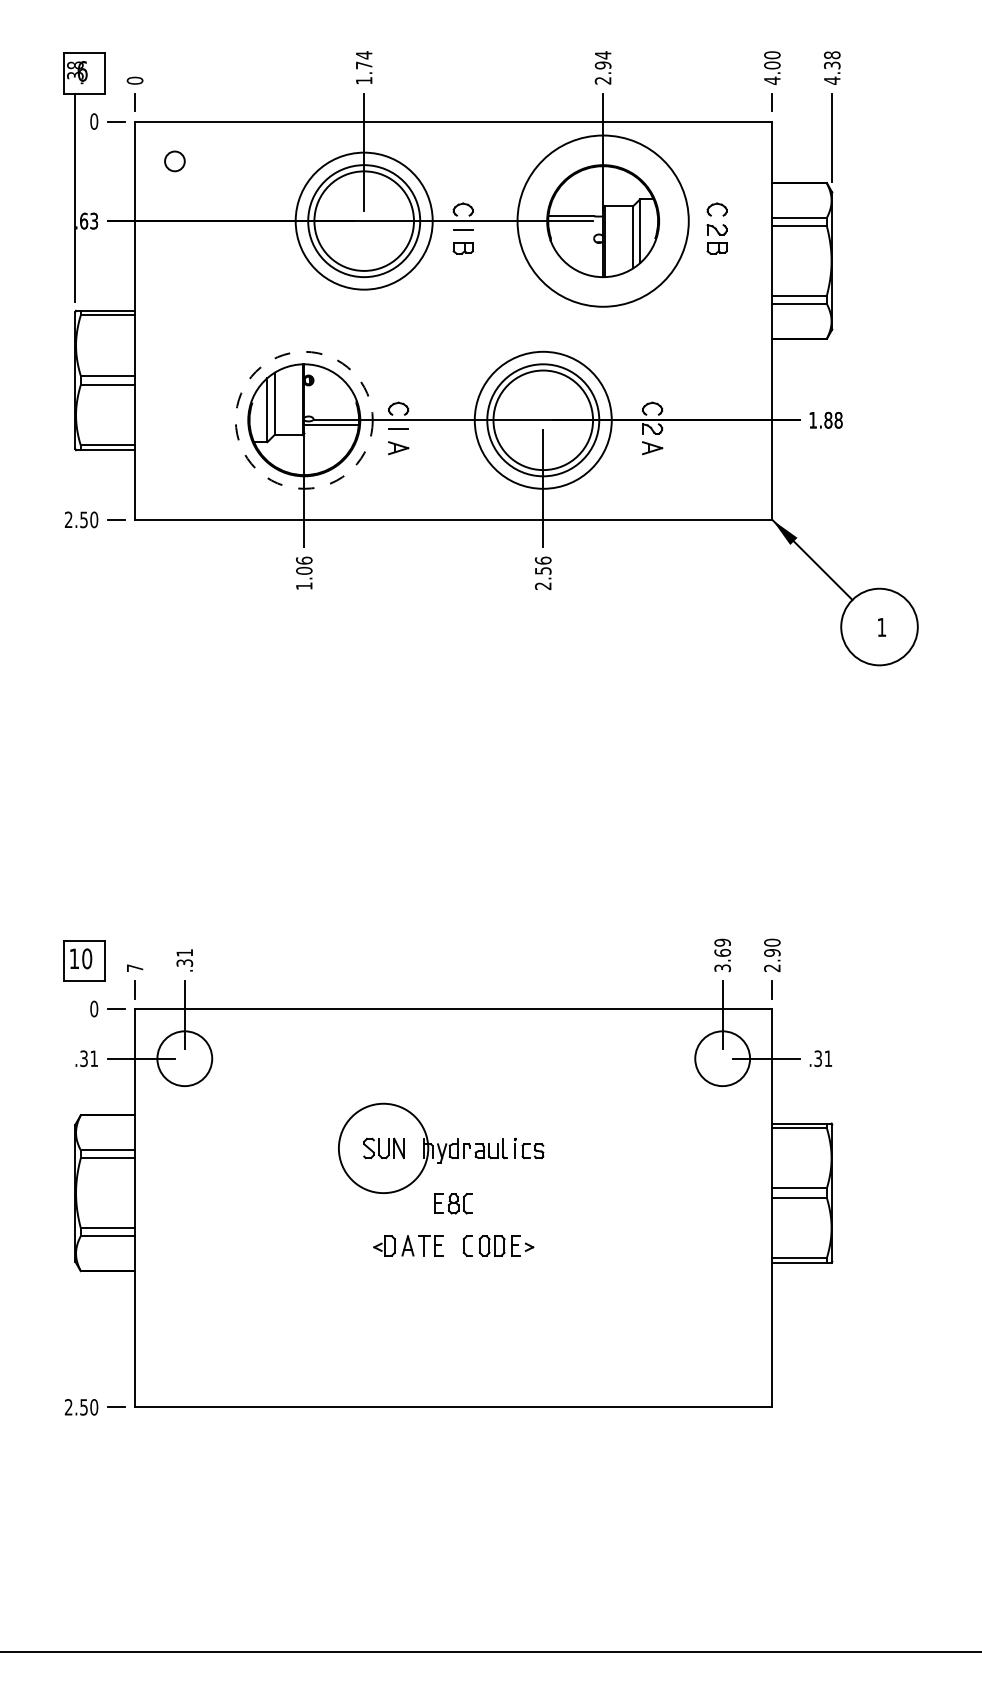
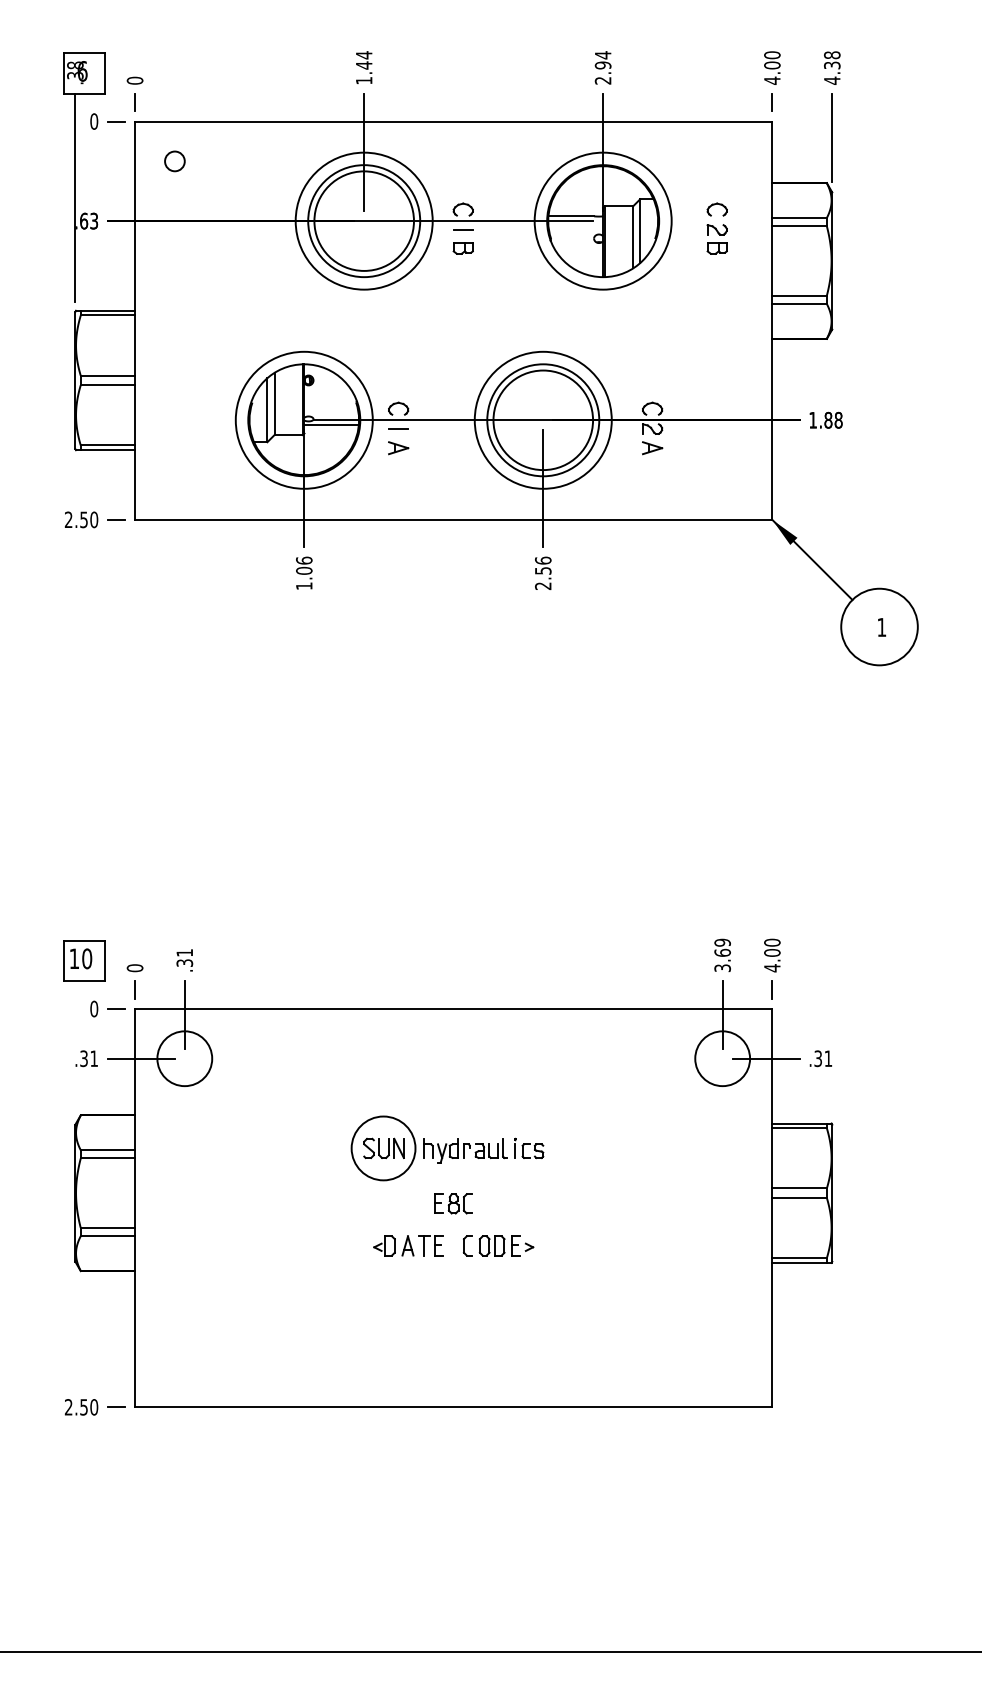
text: 1.74 -> 1.44 (364, 65)
circle diameter: 171 px -> 137 px (602, 220)
circle: dashed -> solid (303, 419)
text: 2.90 -> 4.00 (772, 960)
text: 7 -> 0 (134, 968)
circle diameter: 89 px -> 64 px (383, 1148)
